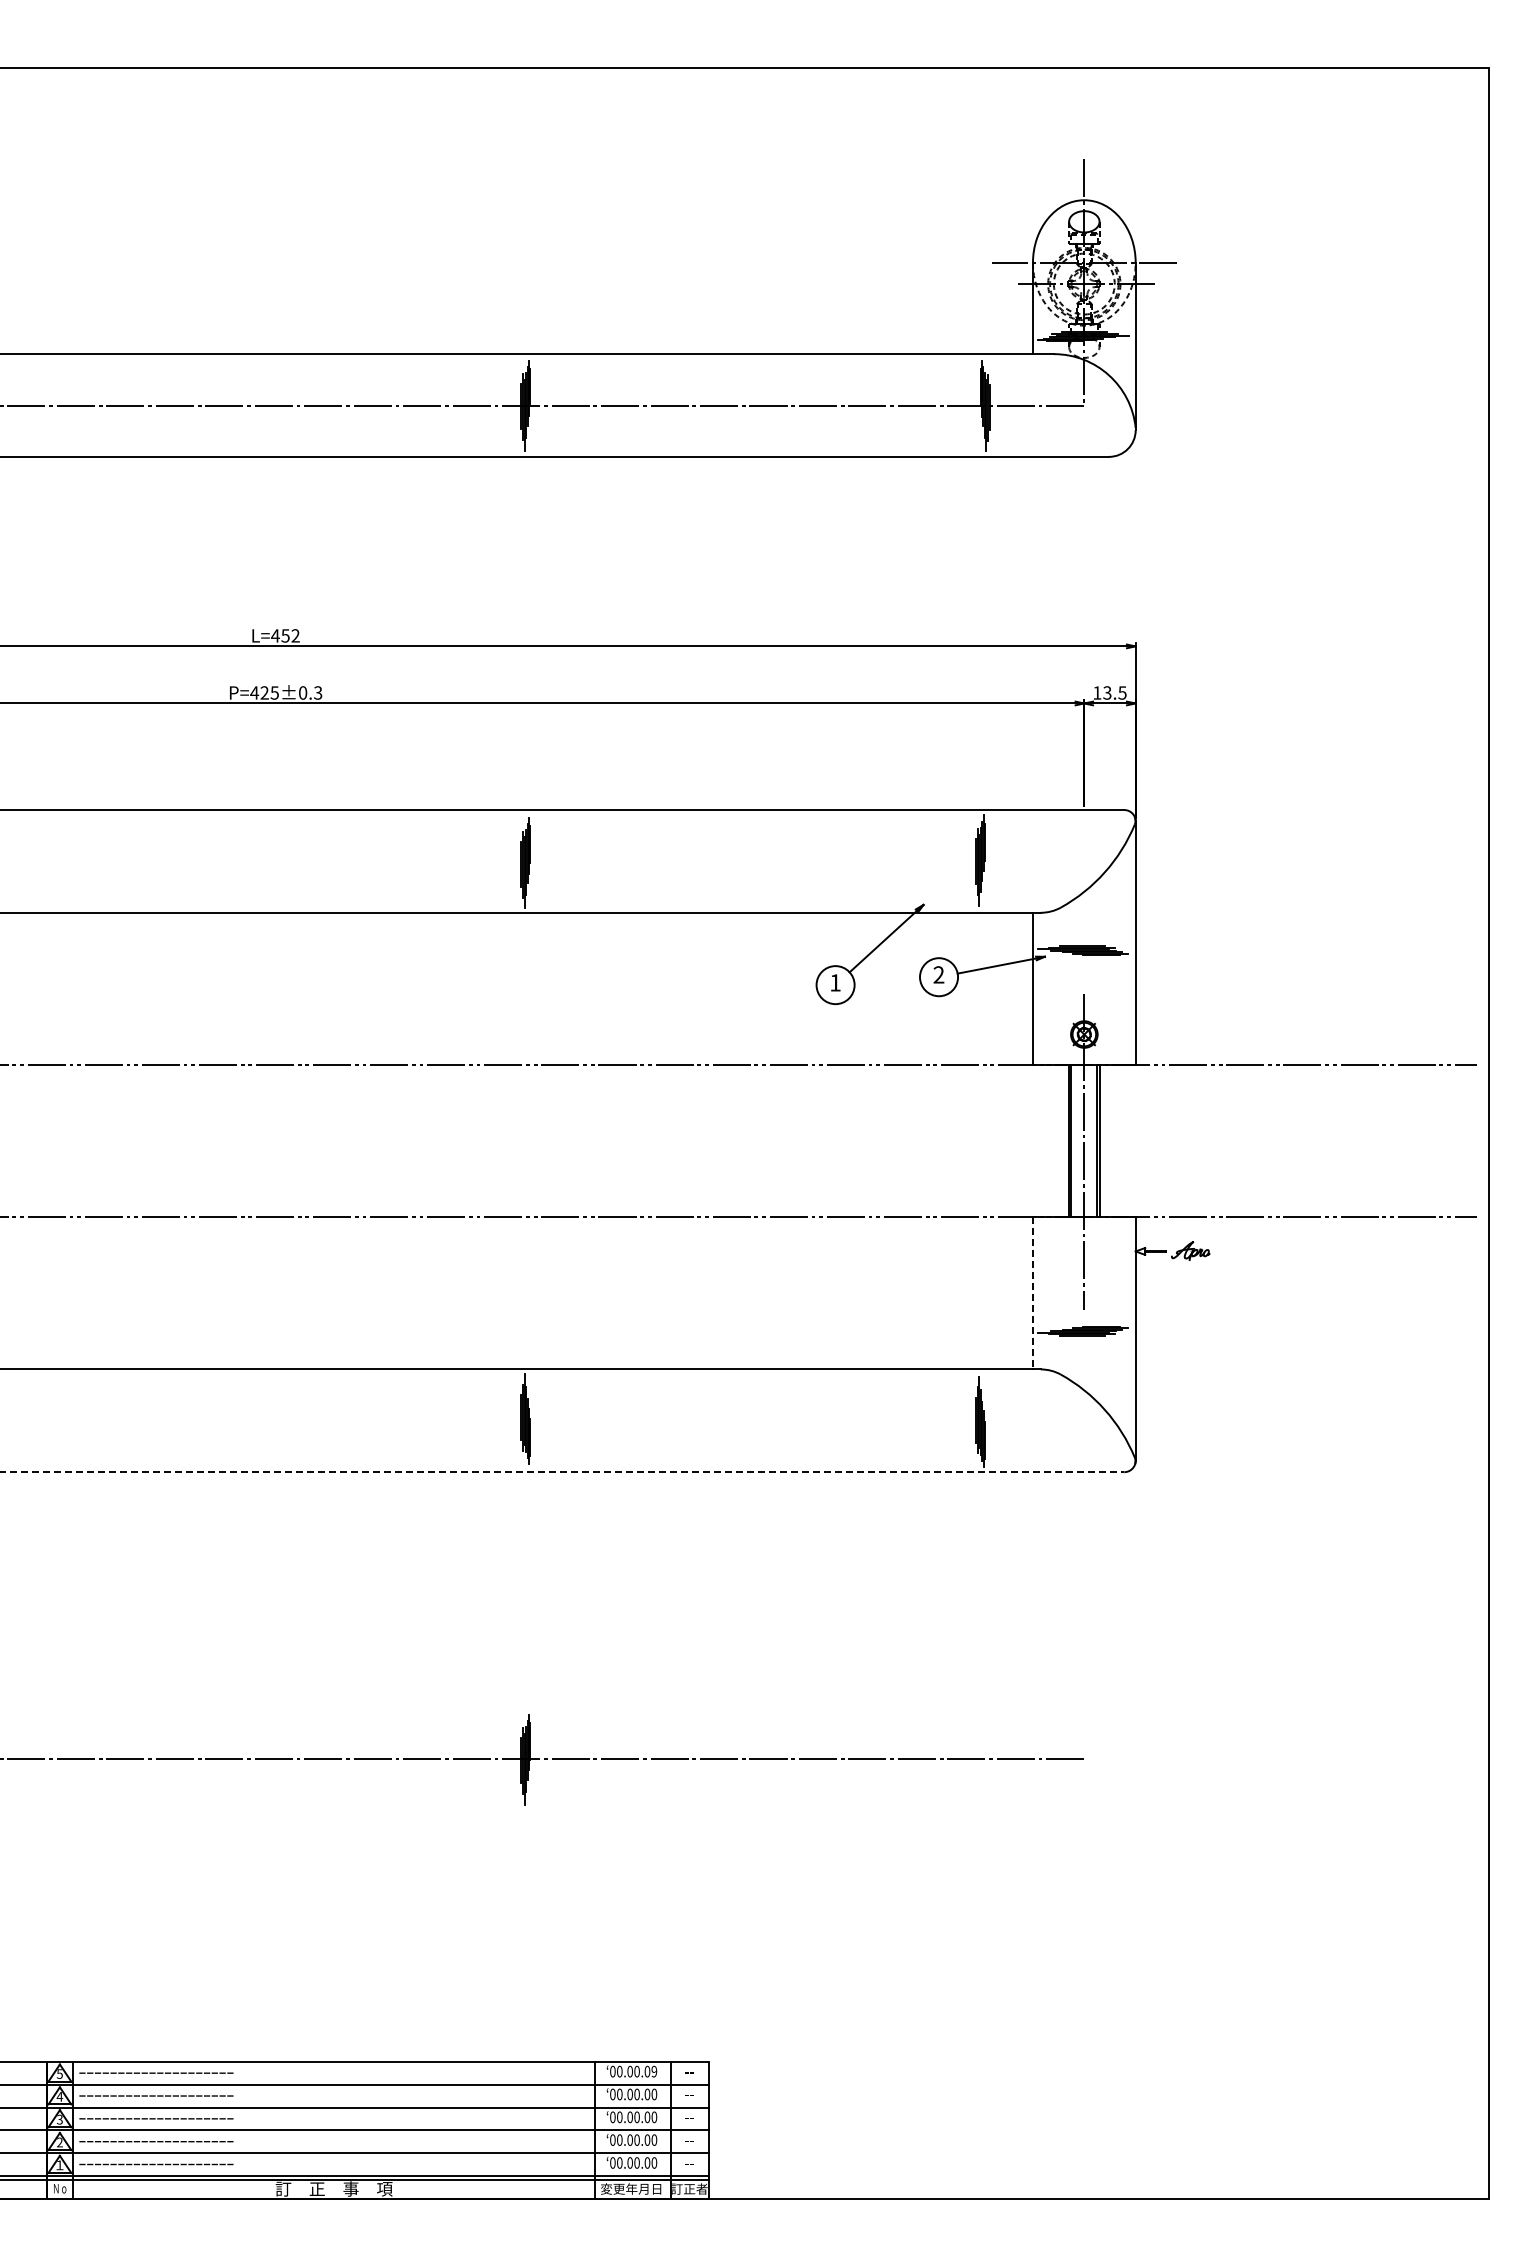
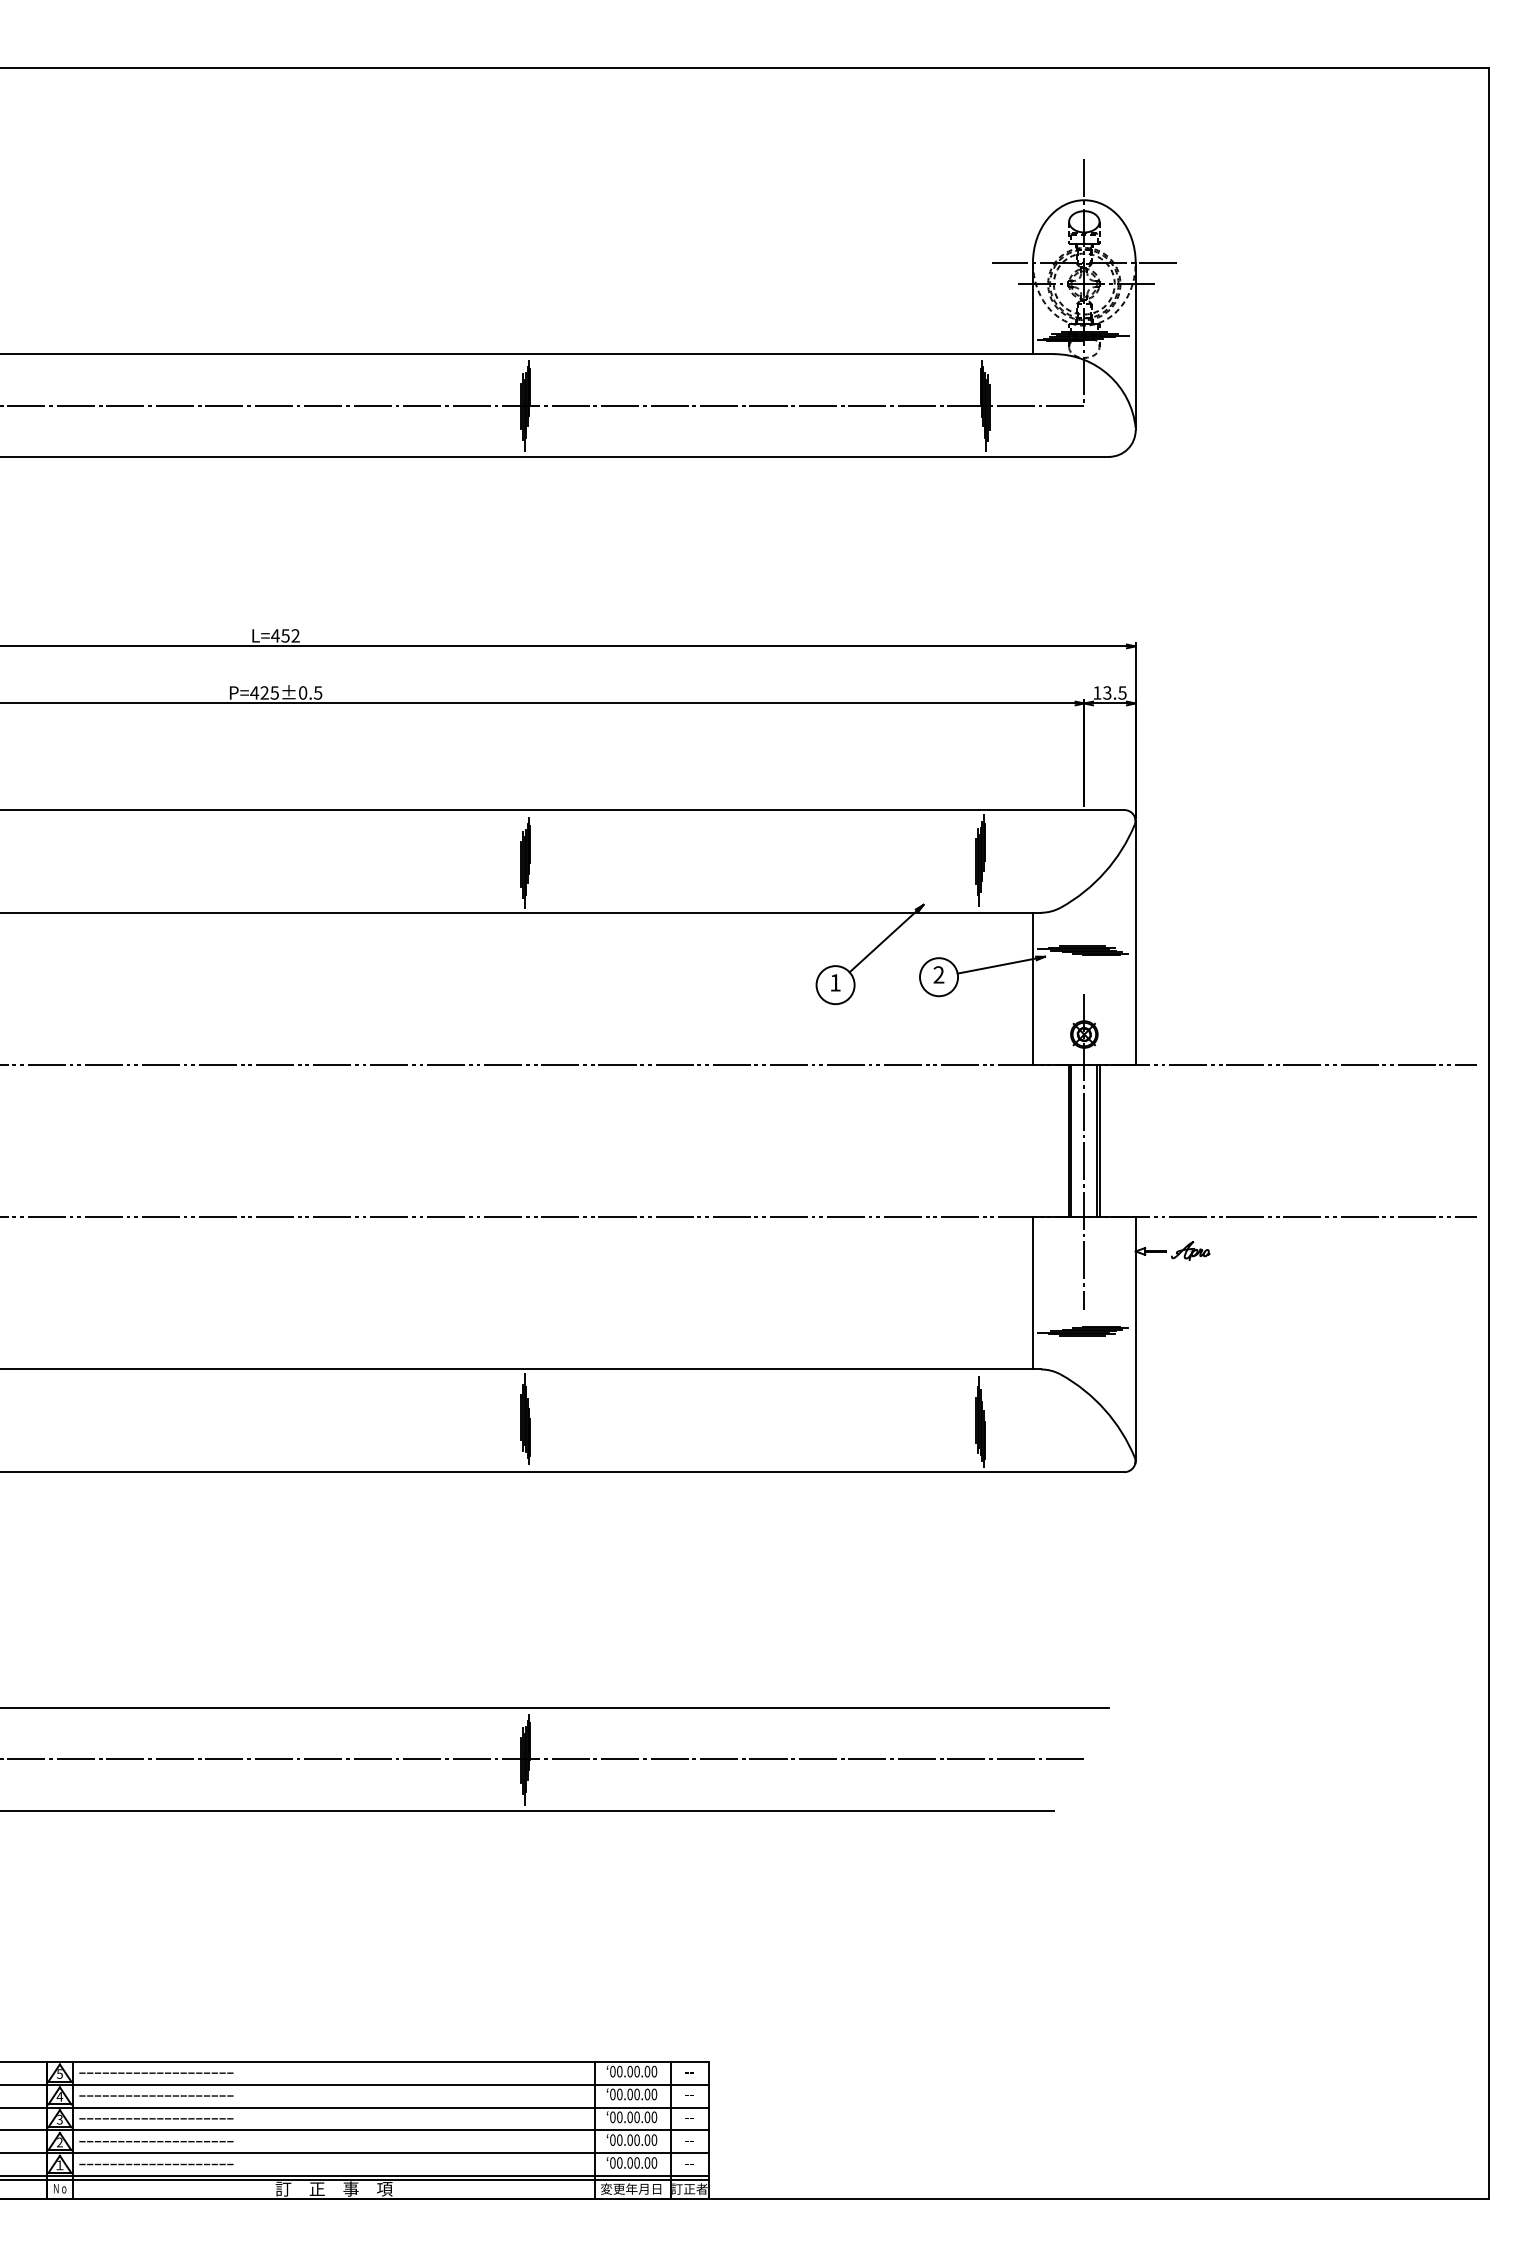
text: P=425±0.3 -> P=425±0.5 (318, 692)
line: dashed -> solid (1032, 1293)
line: dashed -> solid (562, 1472)
line: none -> present (555, 1708)
line: none -> present (527, 1810)
text: 00.00.09 -> 00.00.00 (654, 2071)
